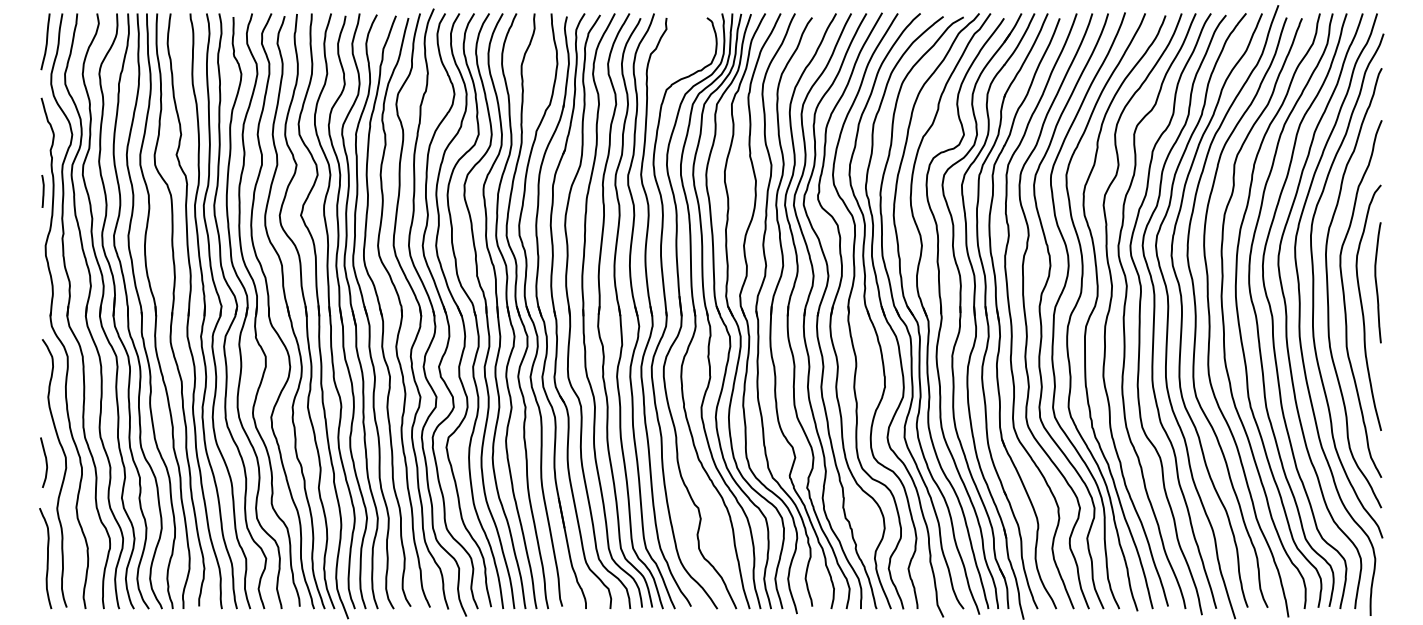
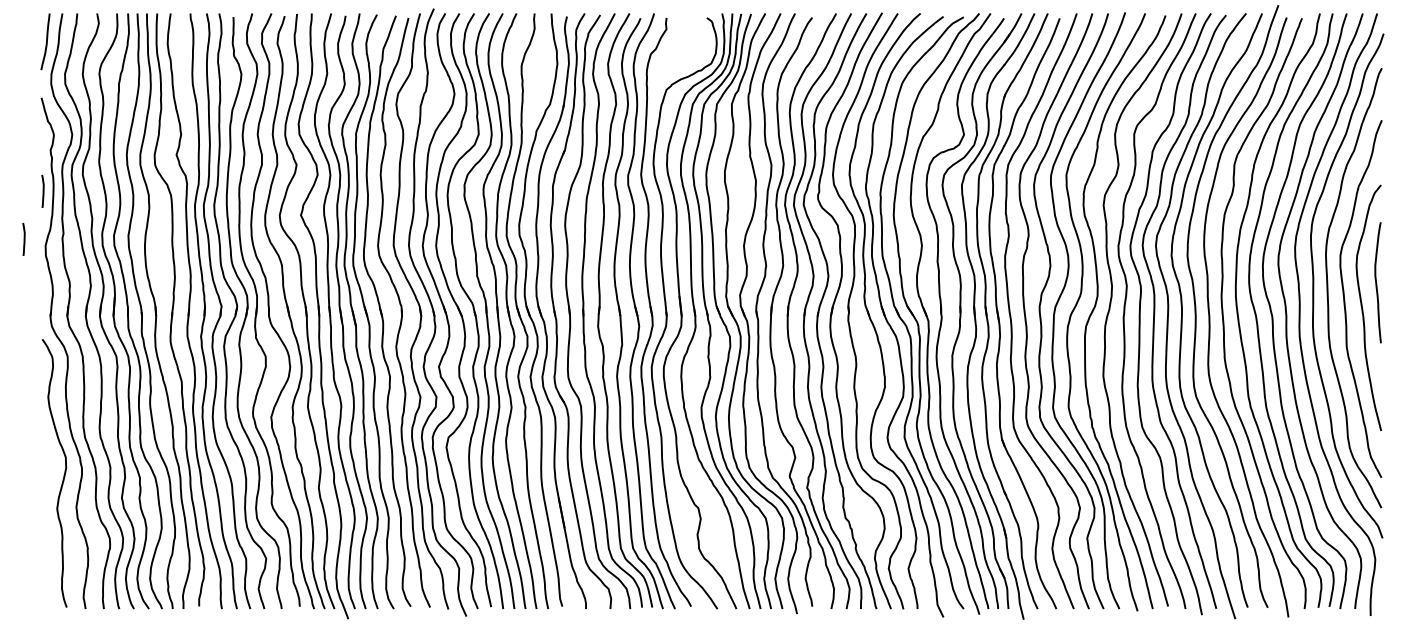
line: none -> present (23, 239)
curve: present -> none (45, 462)
curve: present -> none (47, 558)
